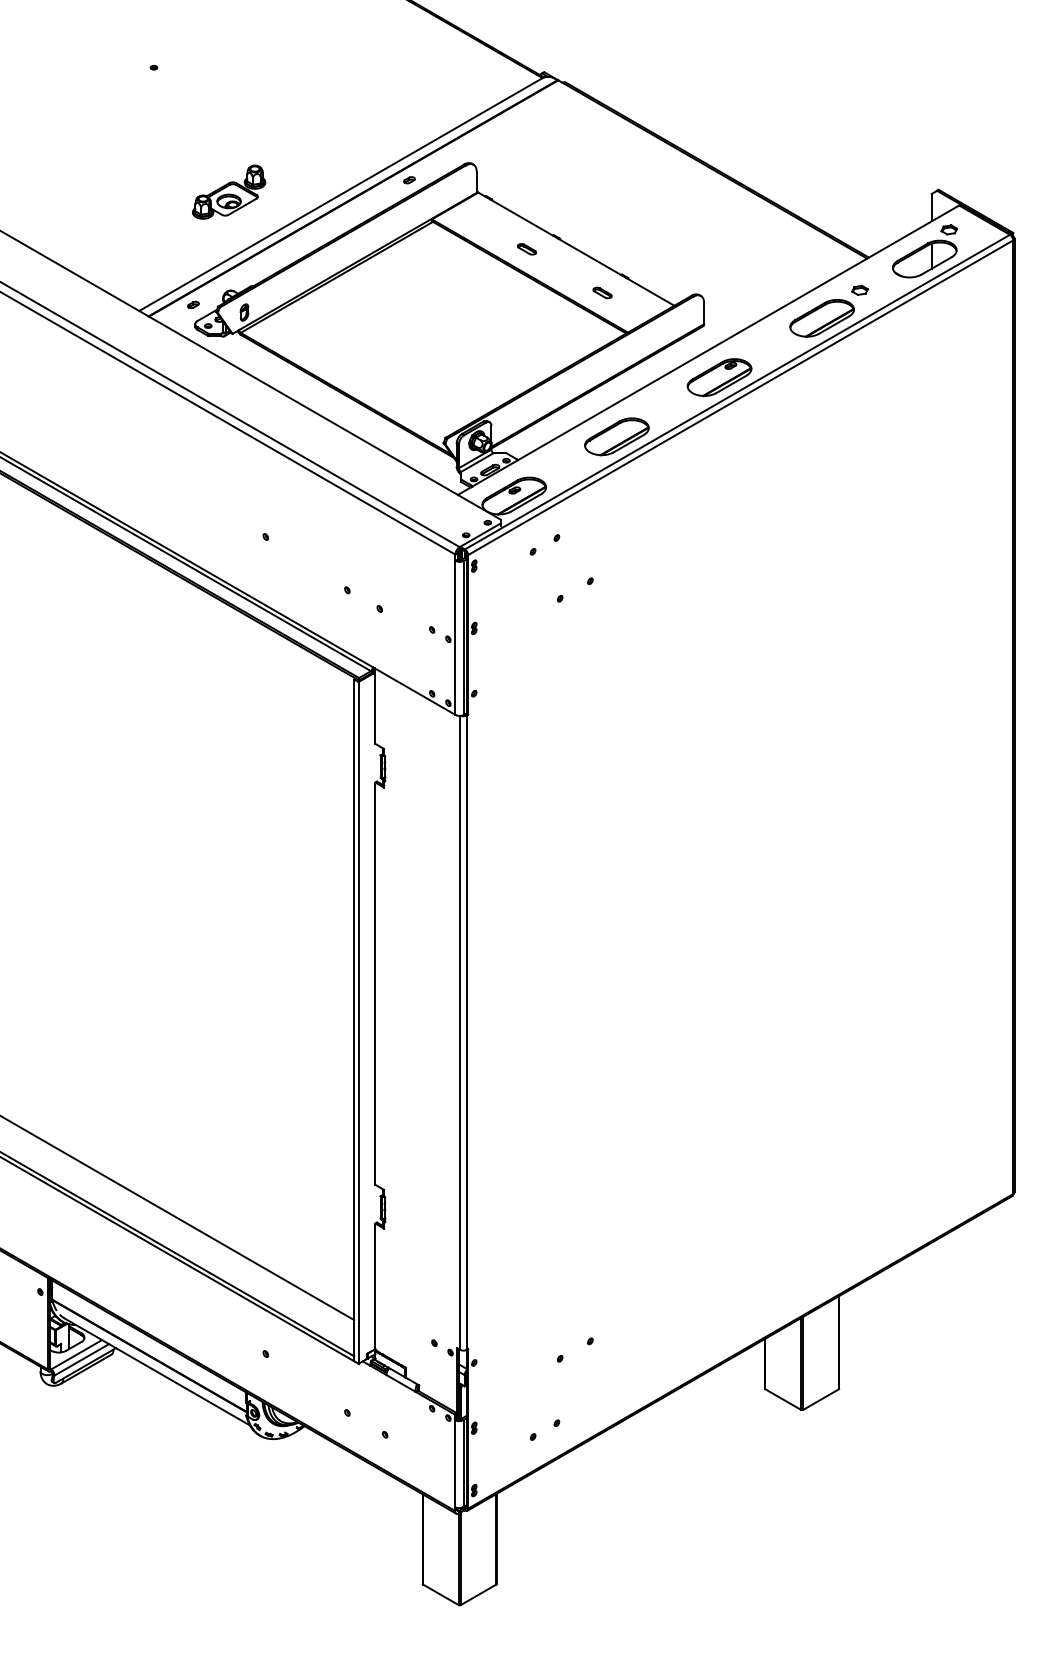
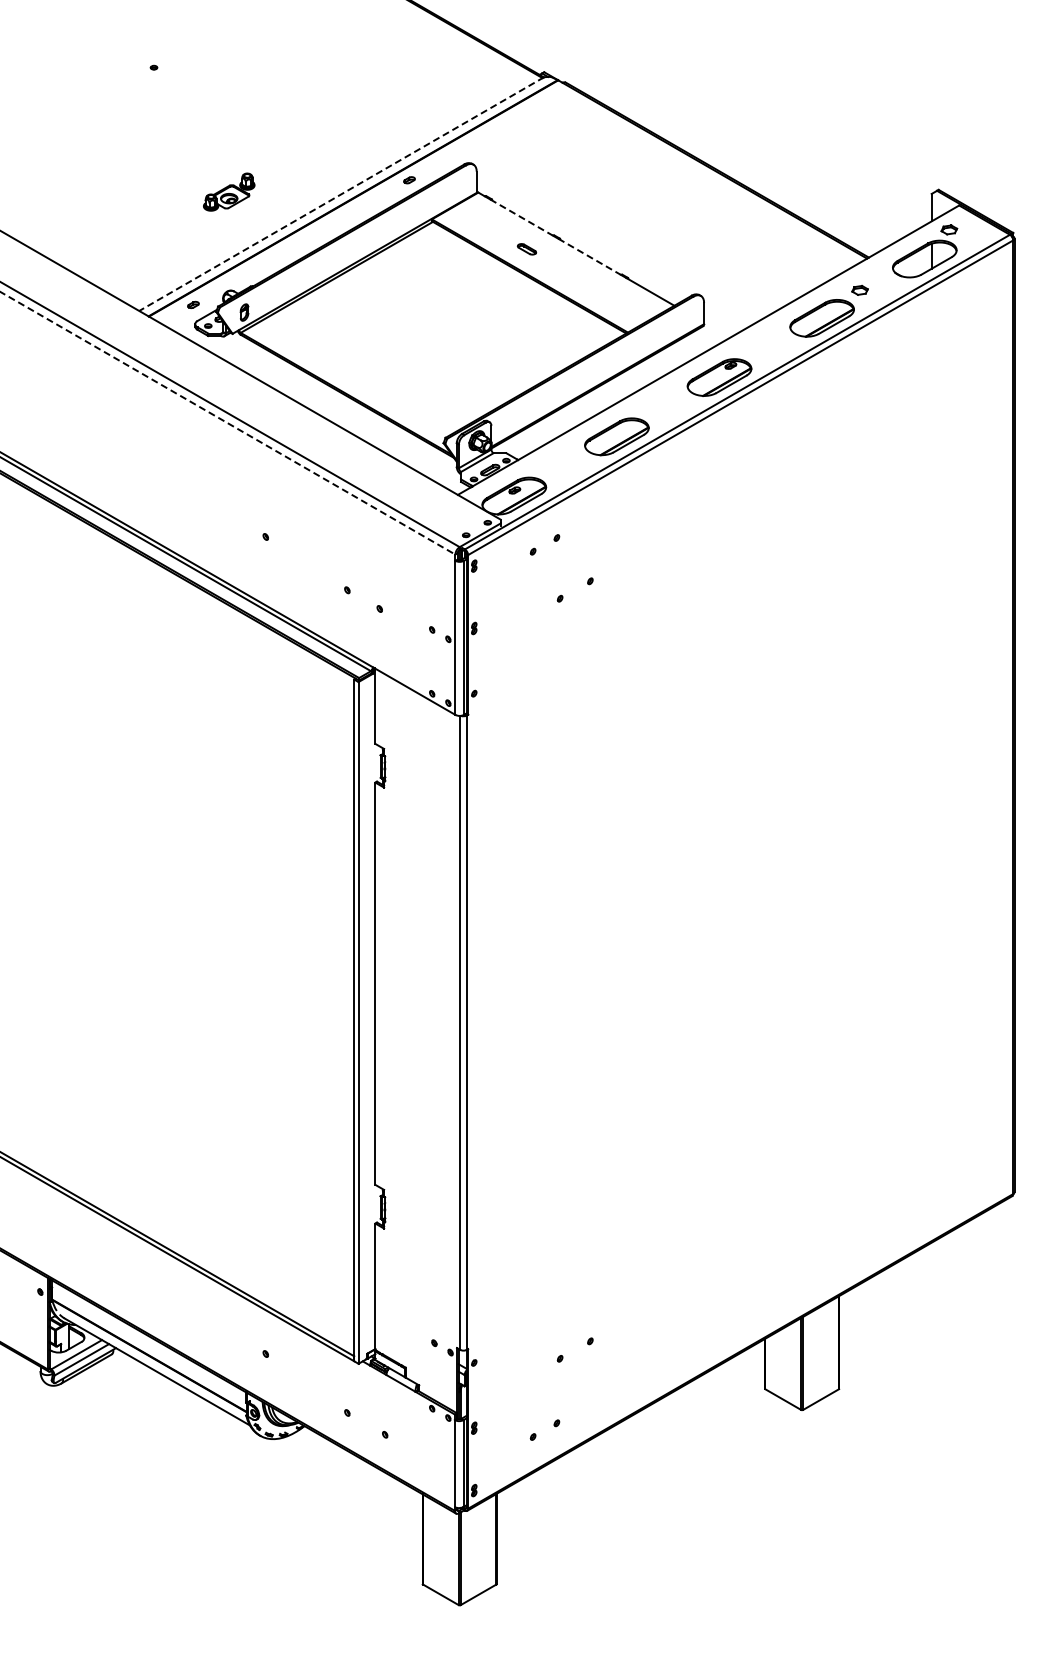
part size: 75x56 px -> 53x40 px (229, 191)
line: solid -> dashed (341, 194)
line: solid -> dashed (522, 217)
line: solid -> dashed (590, 257)
part: present -> none (602, 292)
line: solid -> dashed (228, 423)
line: present -> none (178, 1218)
